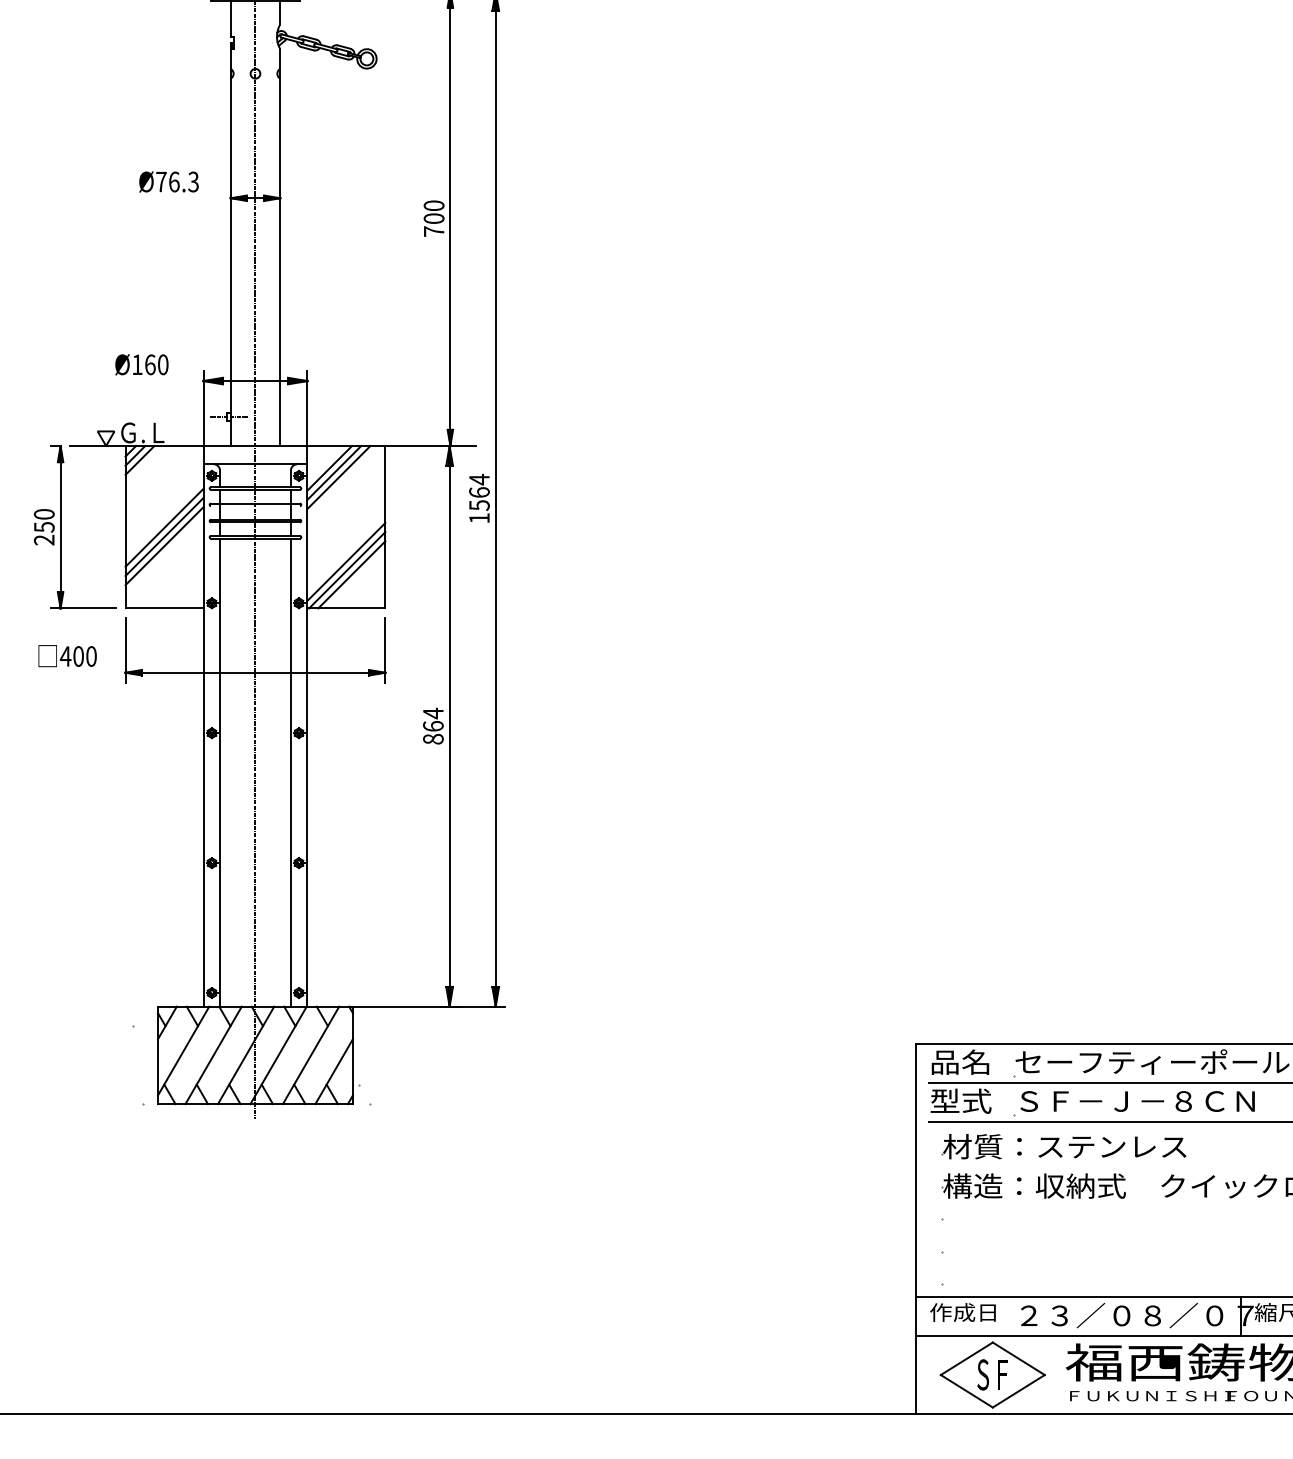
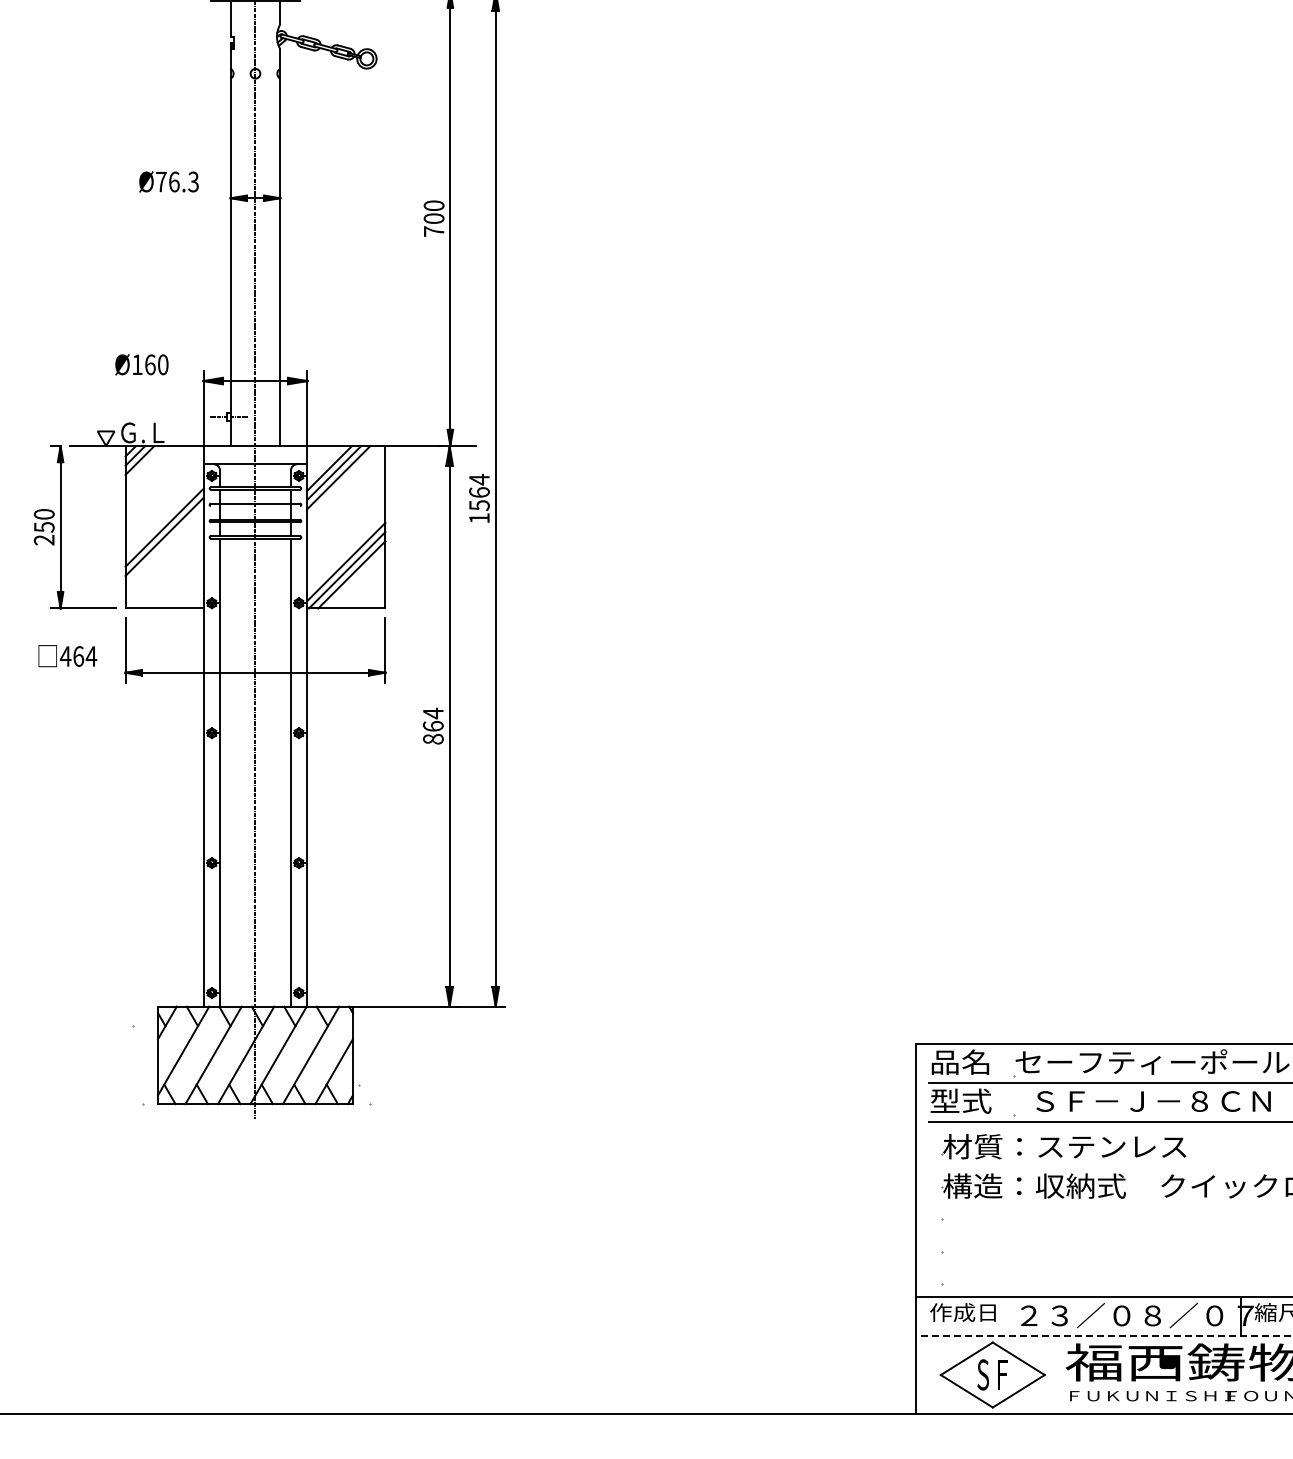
line: present -> none (164, 546)
text: 400 -> 464 (85, 656)
text position: (1137, 1101) -> (1153, 1101) (1153, 1101)
line: solid -> dashed (1104, 1336)
